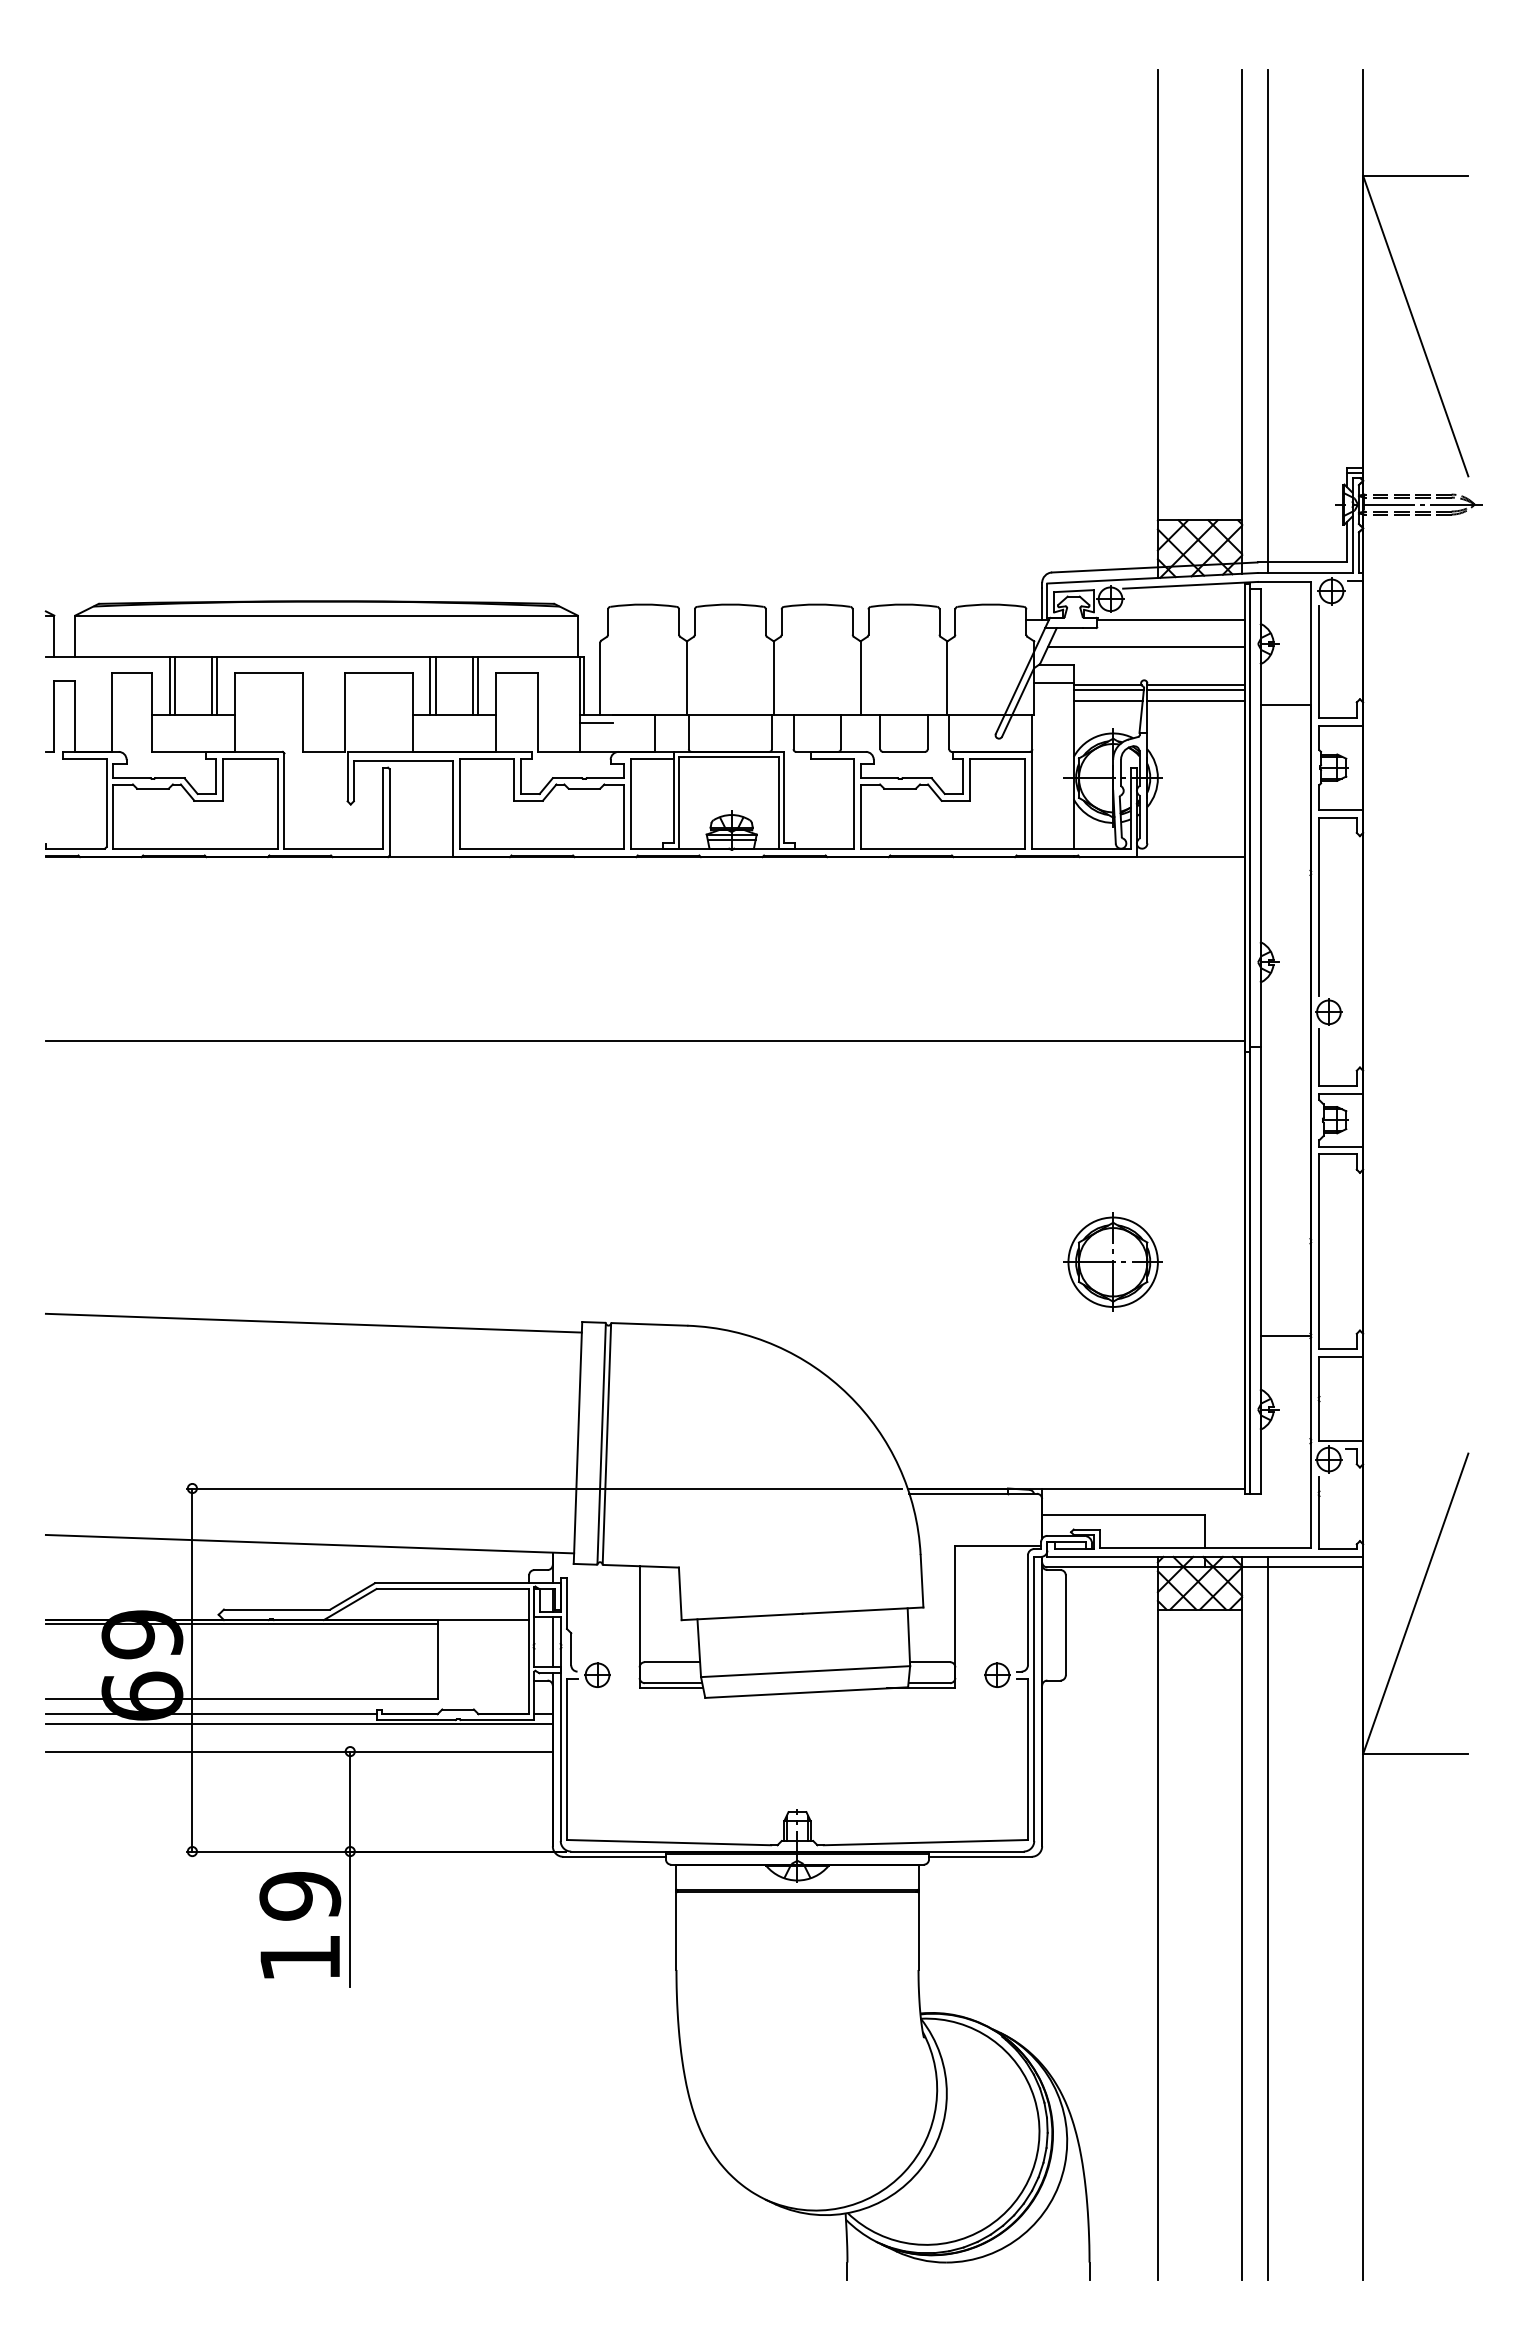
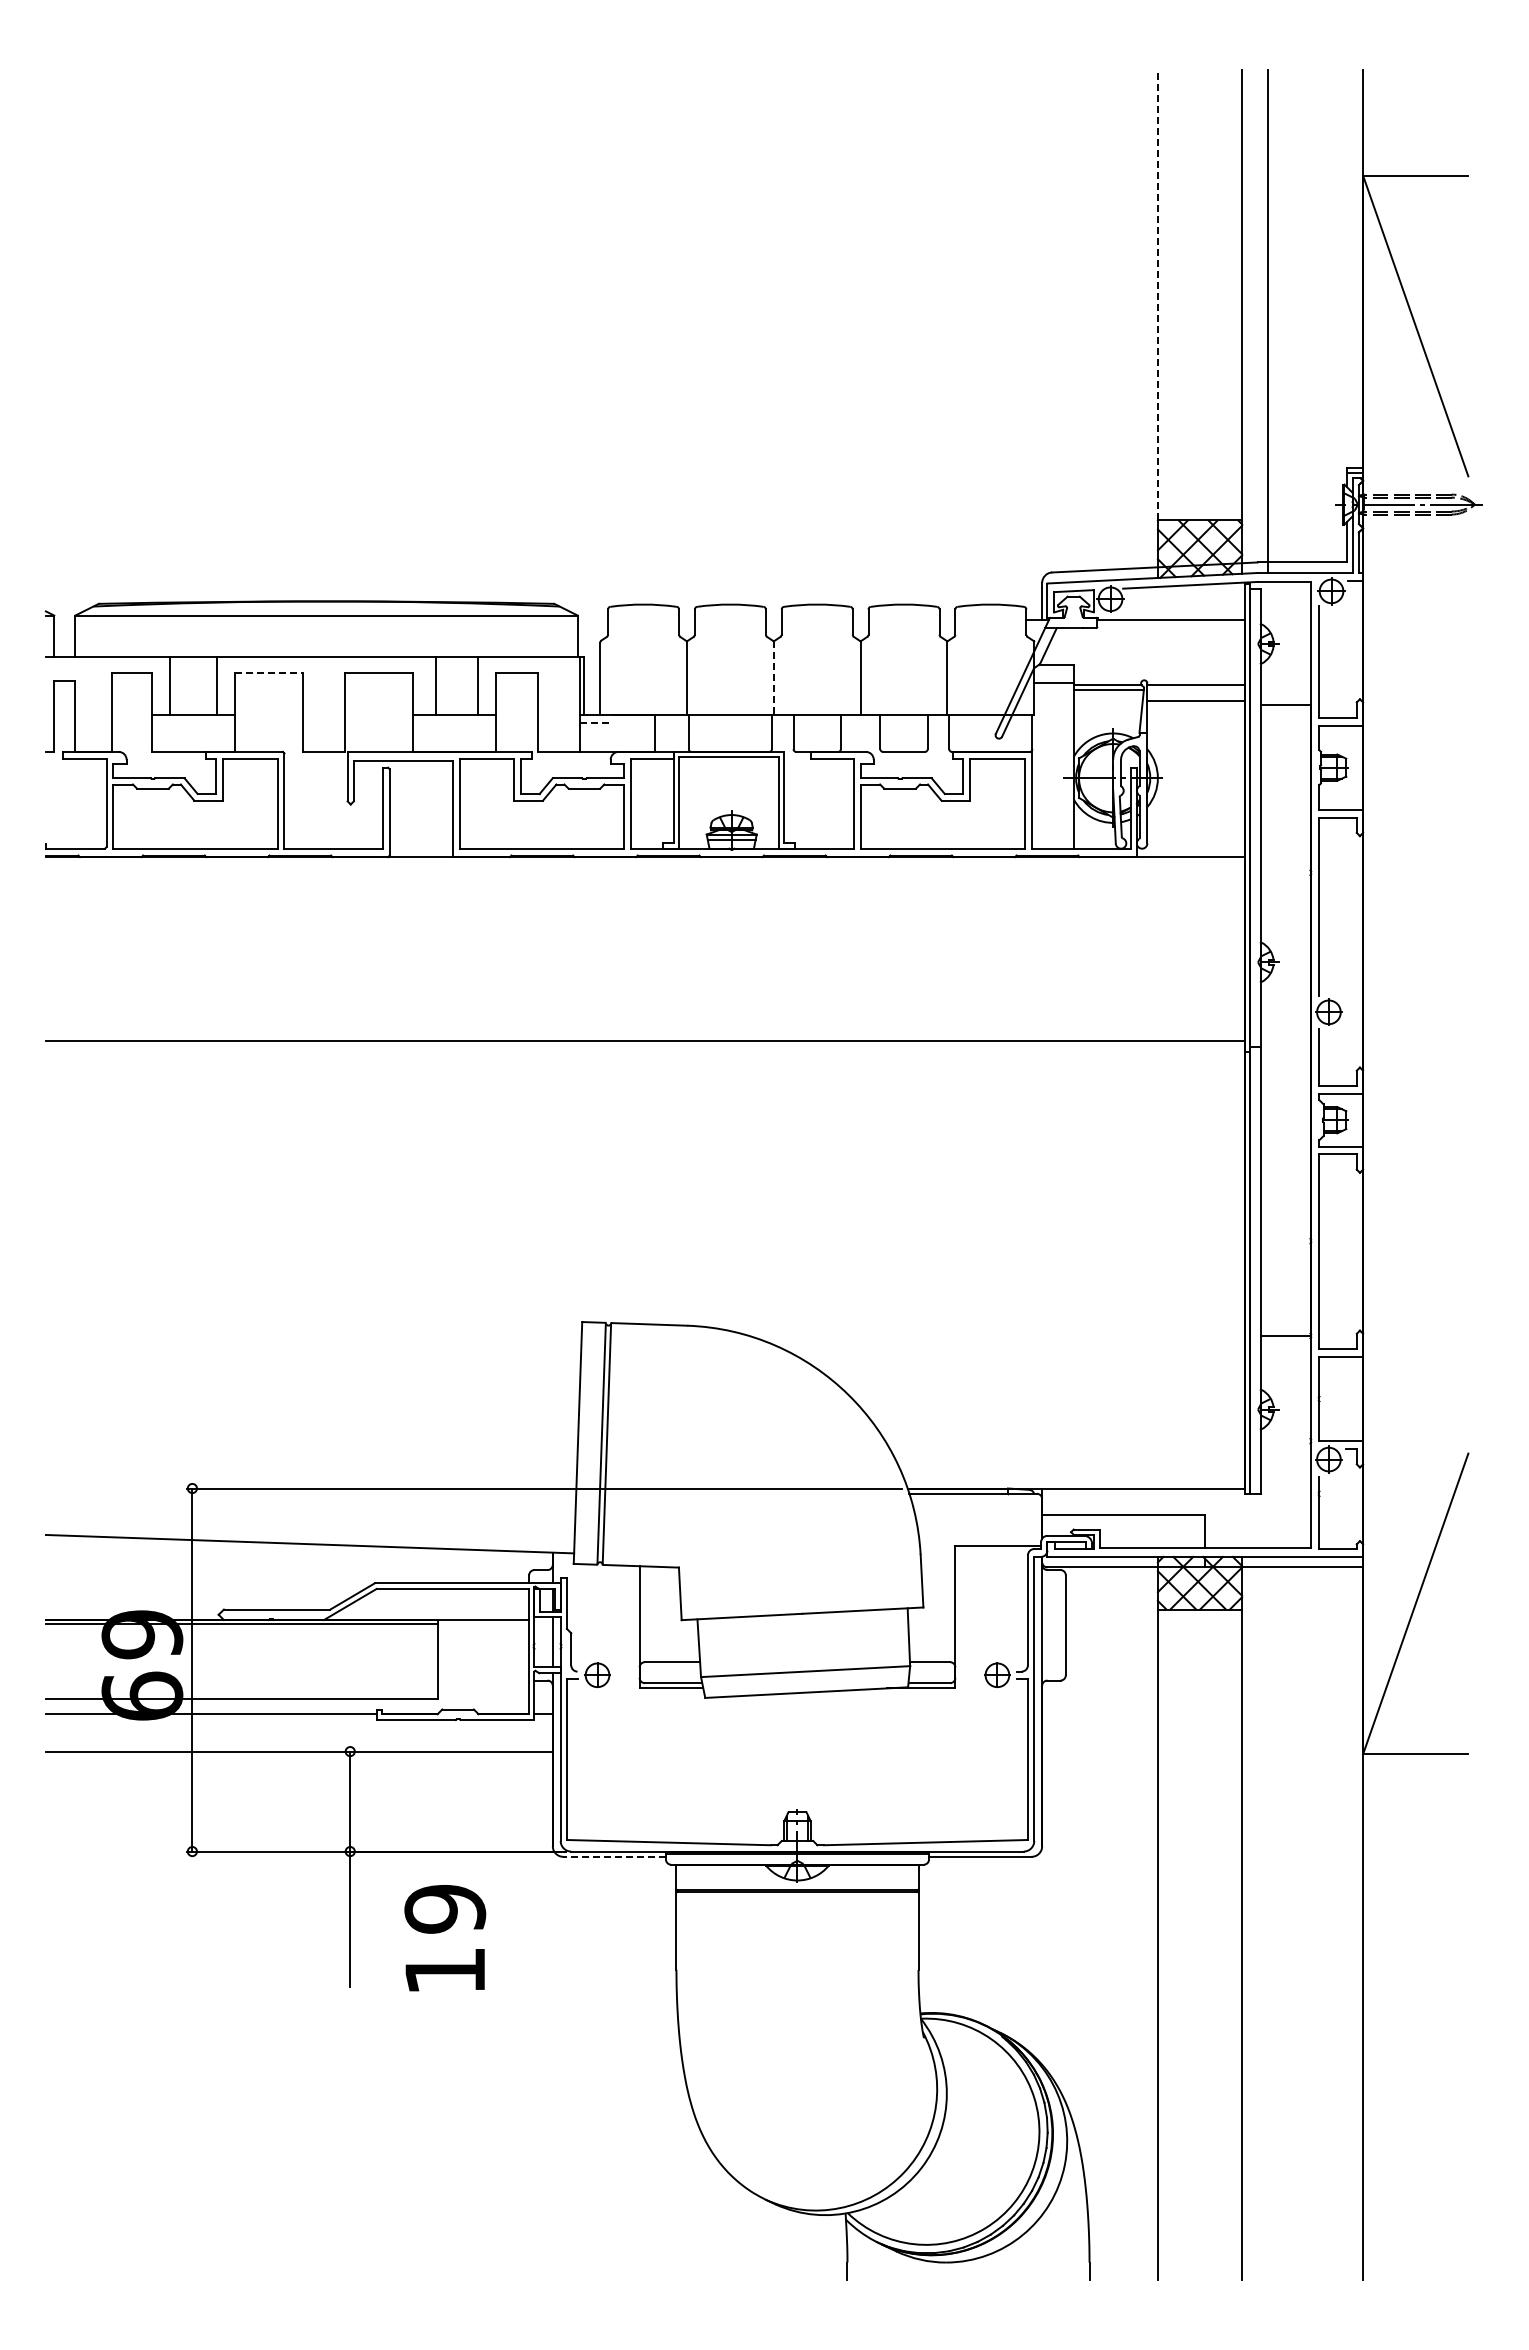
line: solid -> dashed (1157, 295)
line: present -> none (1146, 646)
line: solid -> dashed (269, 672)
line: solid -> dashed (773, 678)
line: present -> none (175, 686)
line: present -> none (212, 686)
line: present -> none (430, 686)
line: present -> none (472, 686)
line: present -> none (1195, 690)
line: present -> none (1107, 700)
line: solid -> dashed (597, 722)
part: present -> none (1112, 1261)
line: present -> none (313, 1322)
line: present -> none (298, 1724)
line: solid -> dashed (614, 1856)
line: present -> none (1268, 1917)
text position: (300, 1925) -> (445, 1938) (445, 1938)
